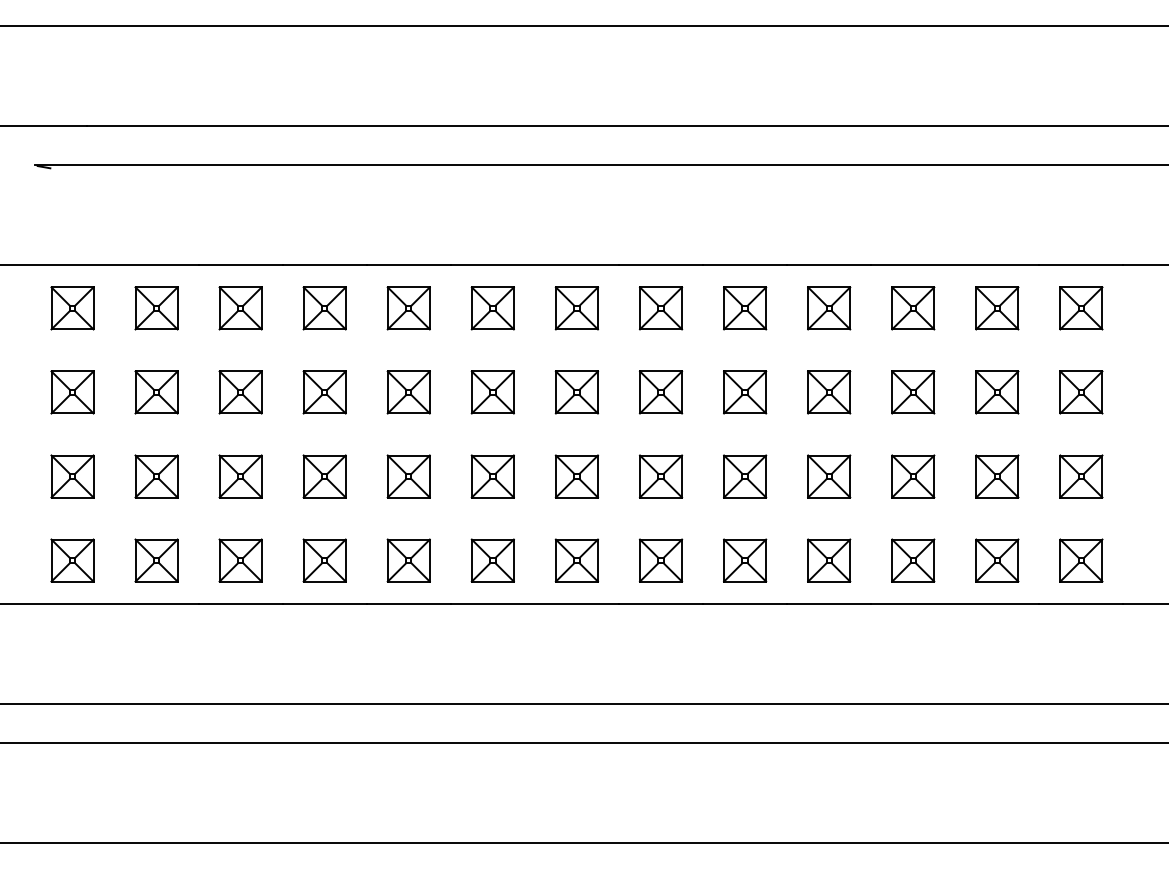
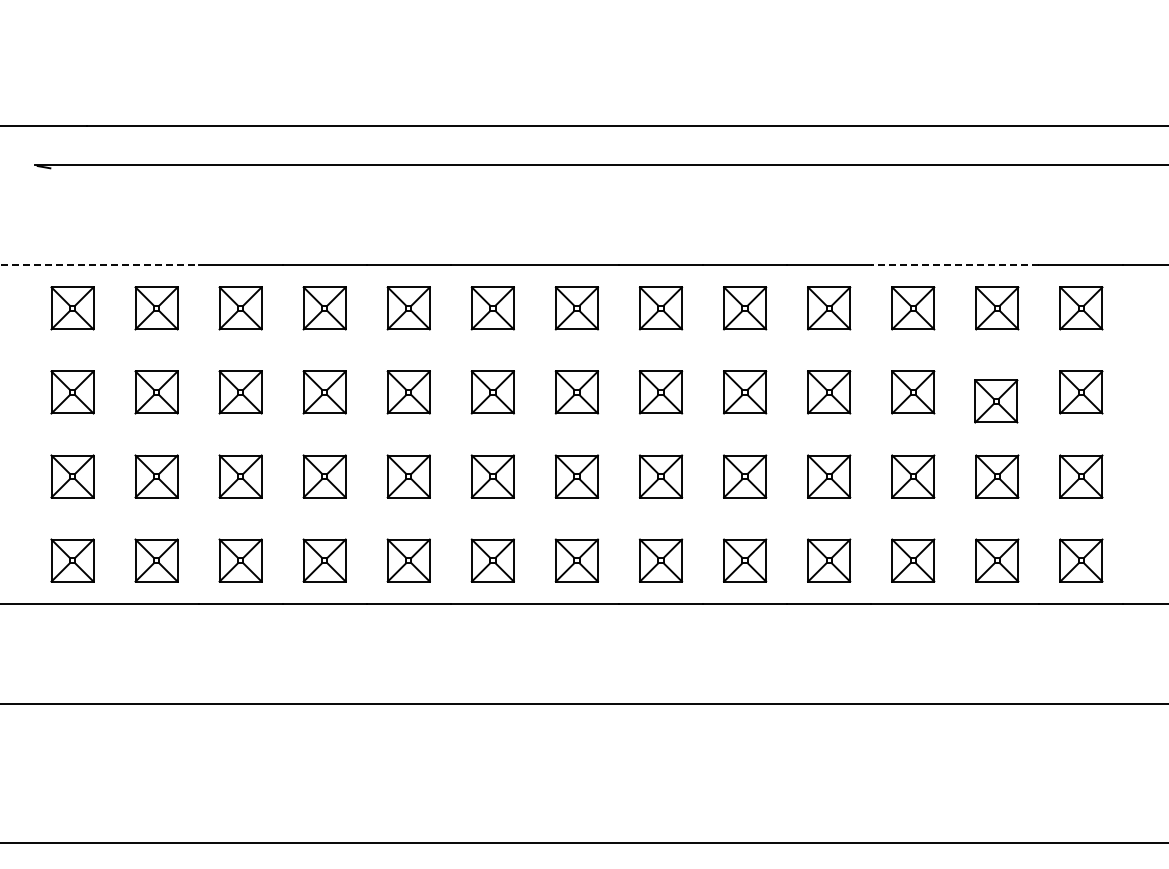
line: present -> none (583, 25)
line: solid -> dashed (99, 265)
line: solid -> dashed (954, 265)
part position: (997, 392) -> (996, 401) (996, 401)
line: present -> none (583, 742)
